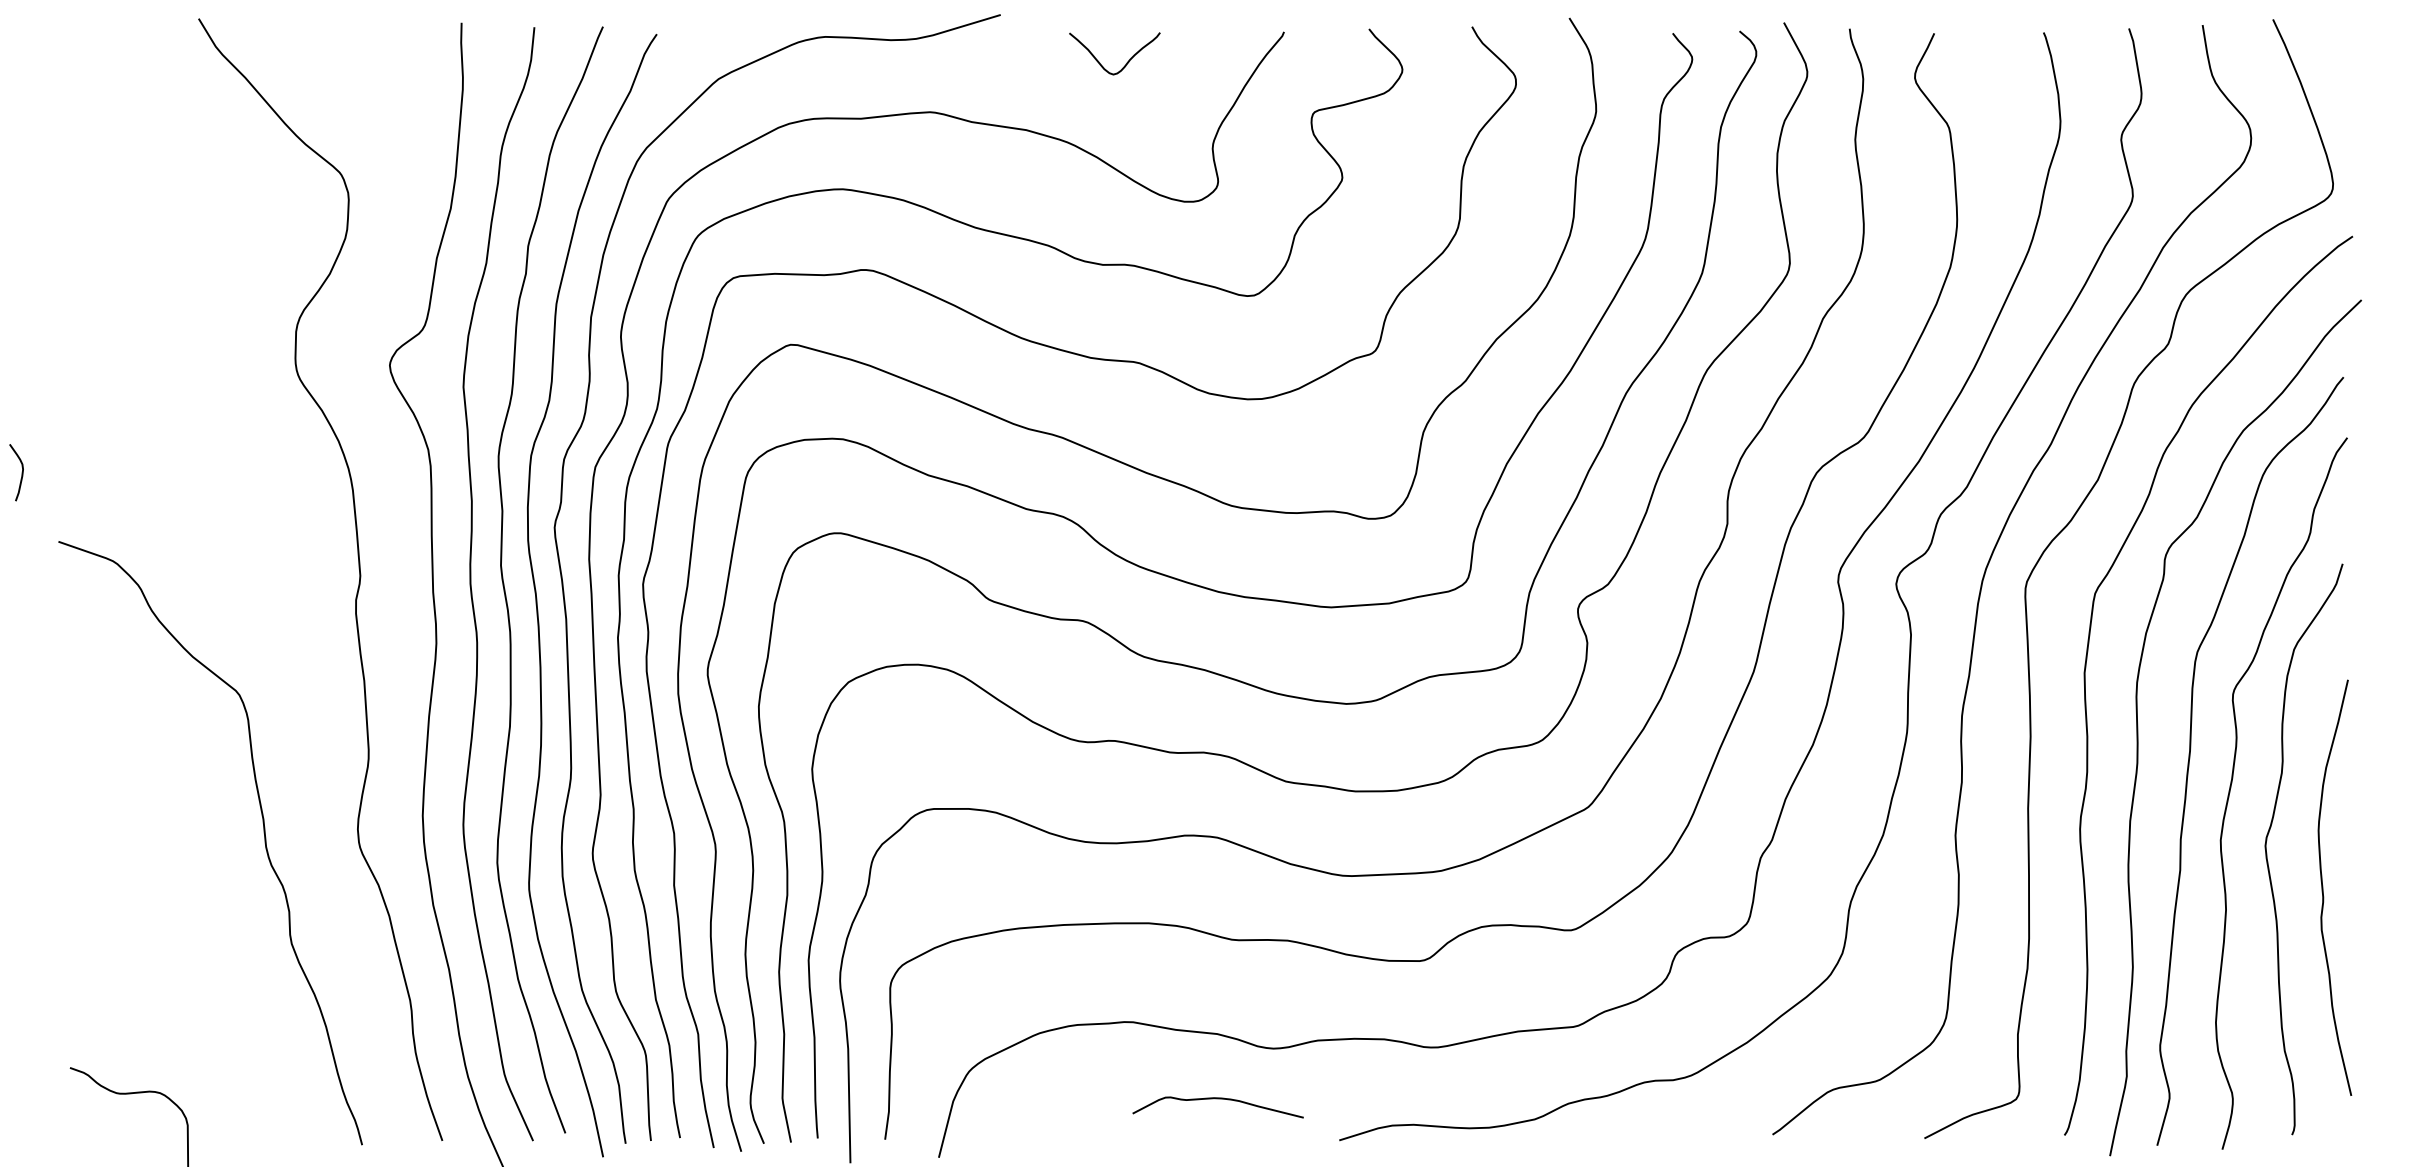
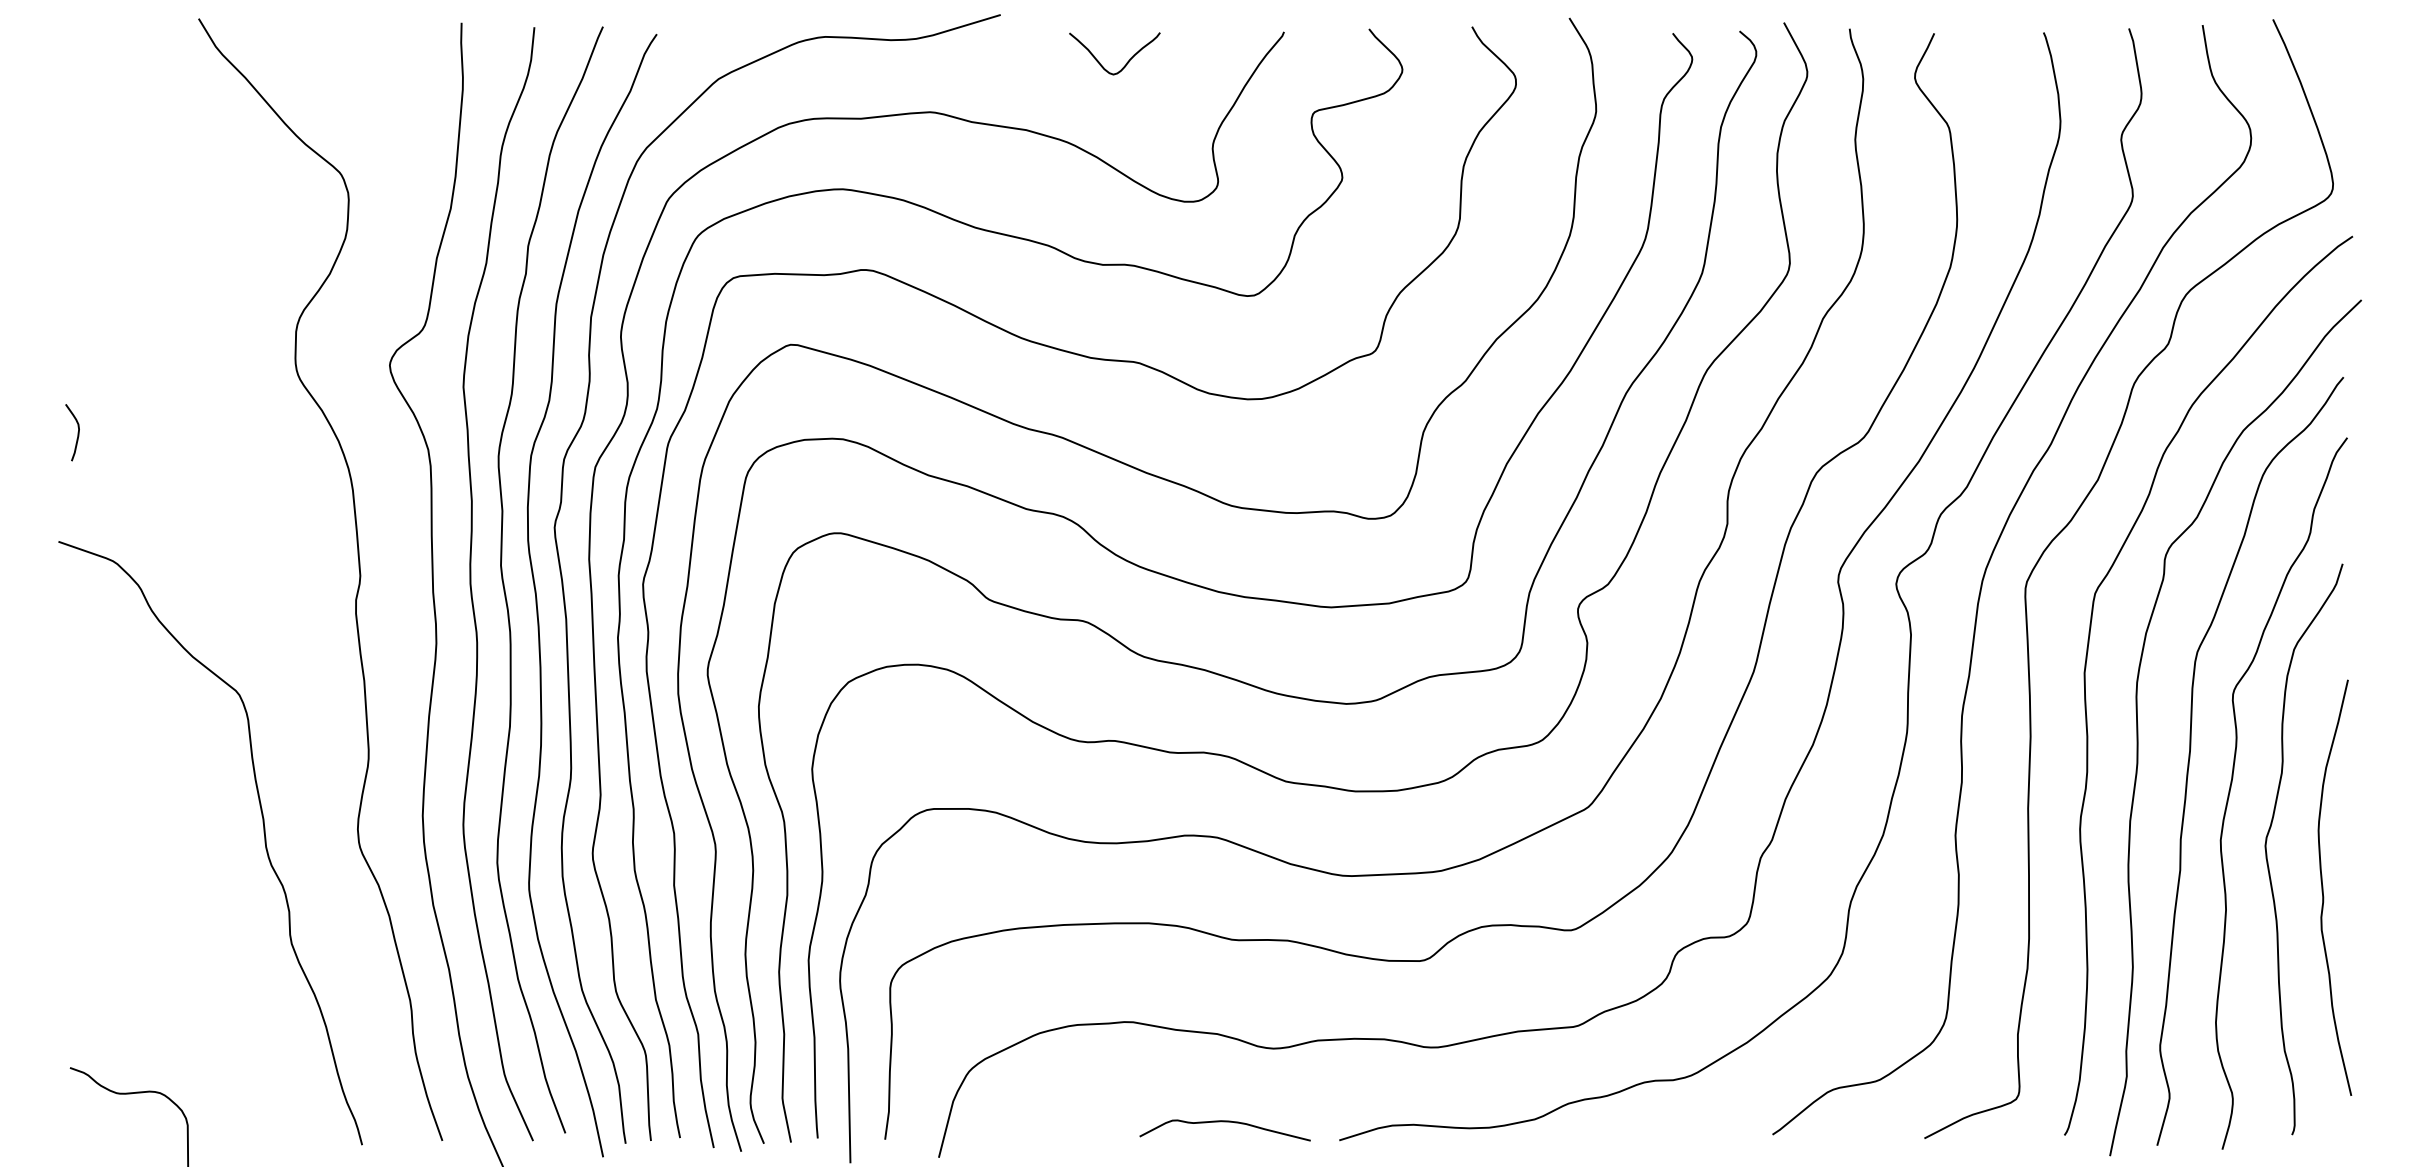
curve position: (21, 472) -> (77, 432) (77, 432)
curve position: (1217, 1099) -> (1224, 1122) (1224, 1122)
